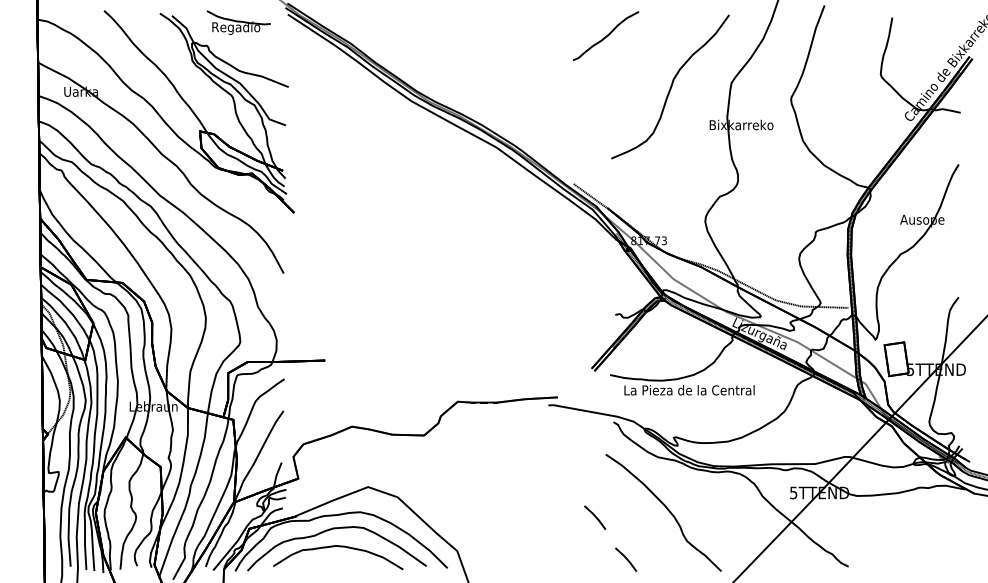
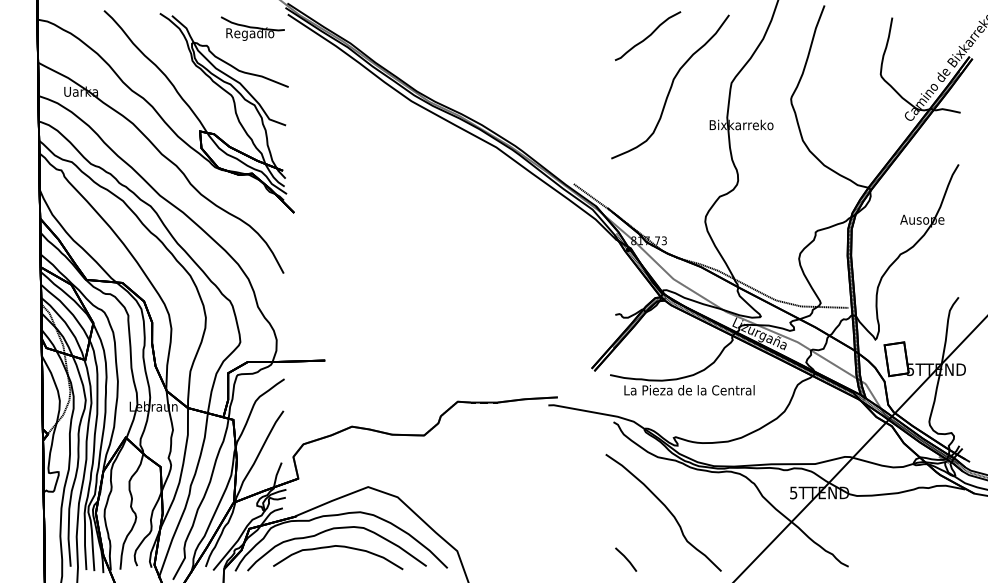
part position: (238, 22) -> (252, 28) (252, 28)
curve position: (606, 35) -> (648, 35) (648, 35)
line: present -> none (595, 517)
